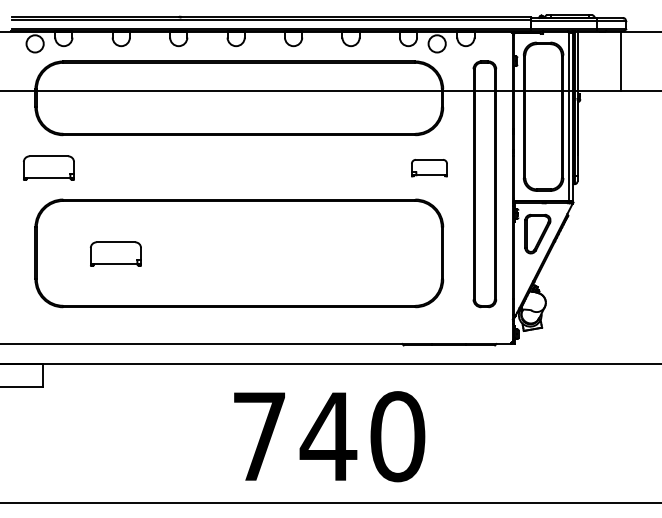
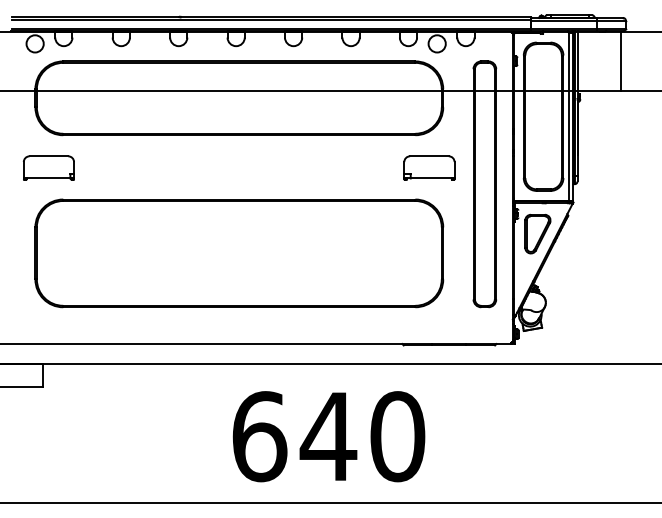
part size: 37x19 px -> 53x26 px (429, 167)
part: present -> none (115, 253)
text: 740 -> 640 (259, 436)
